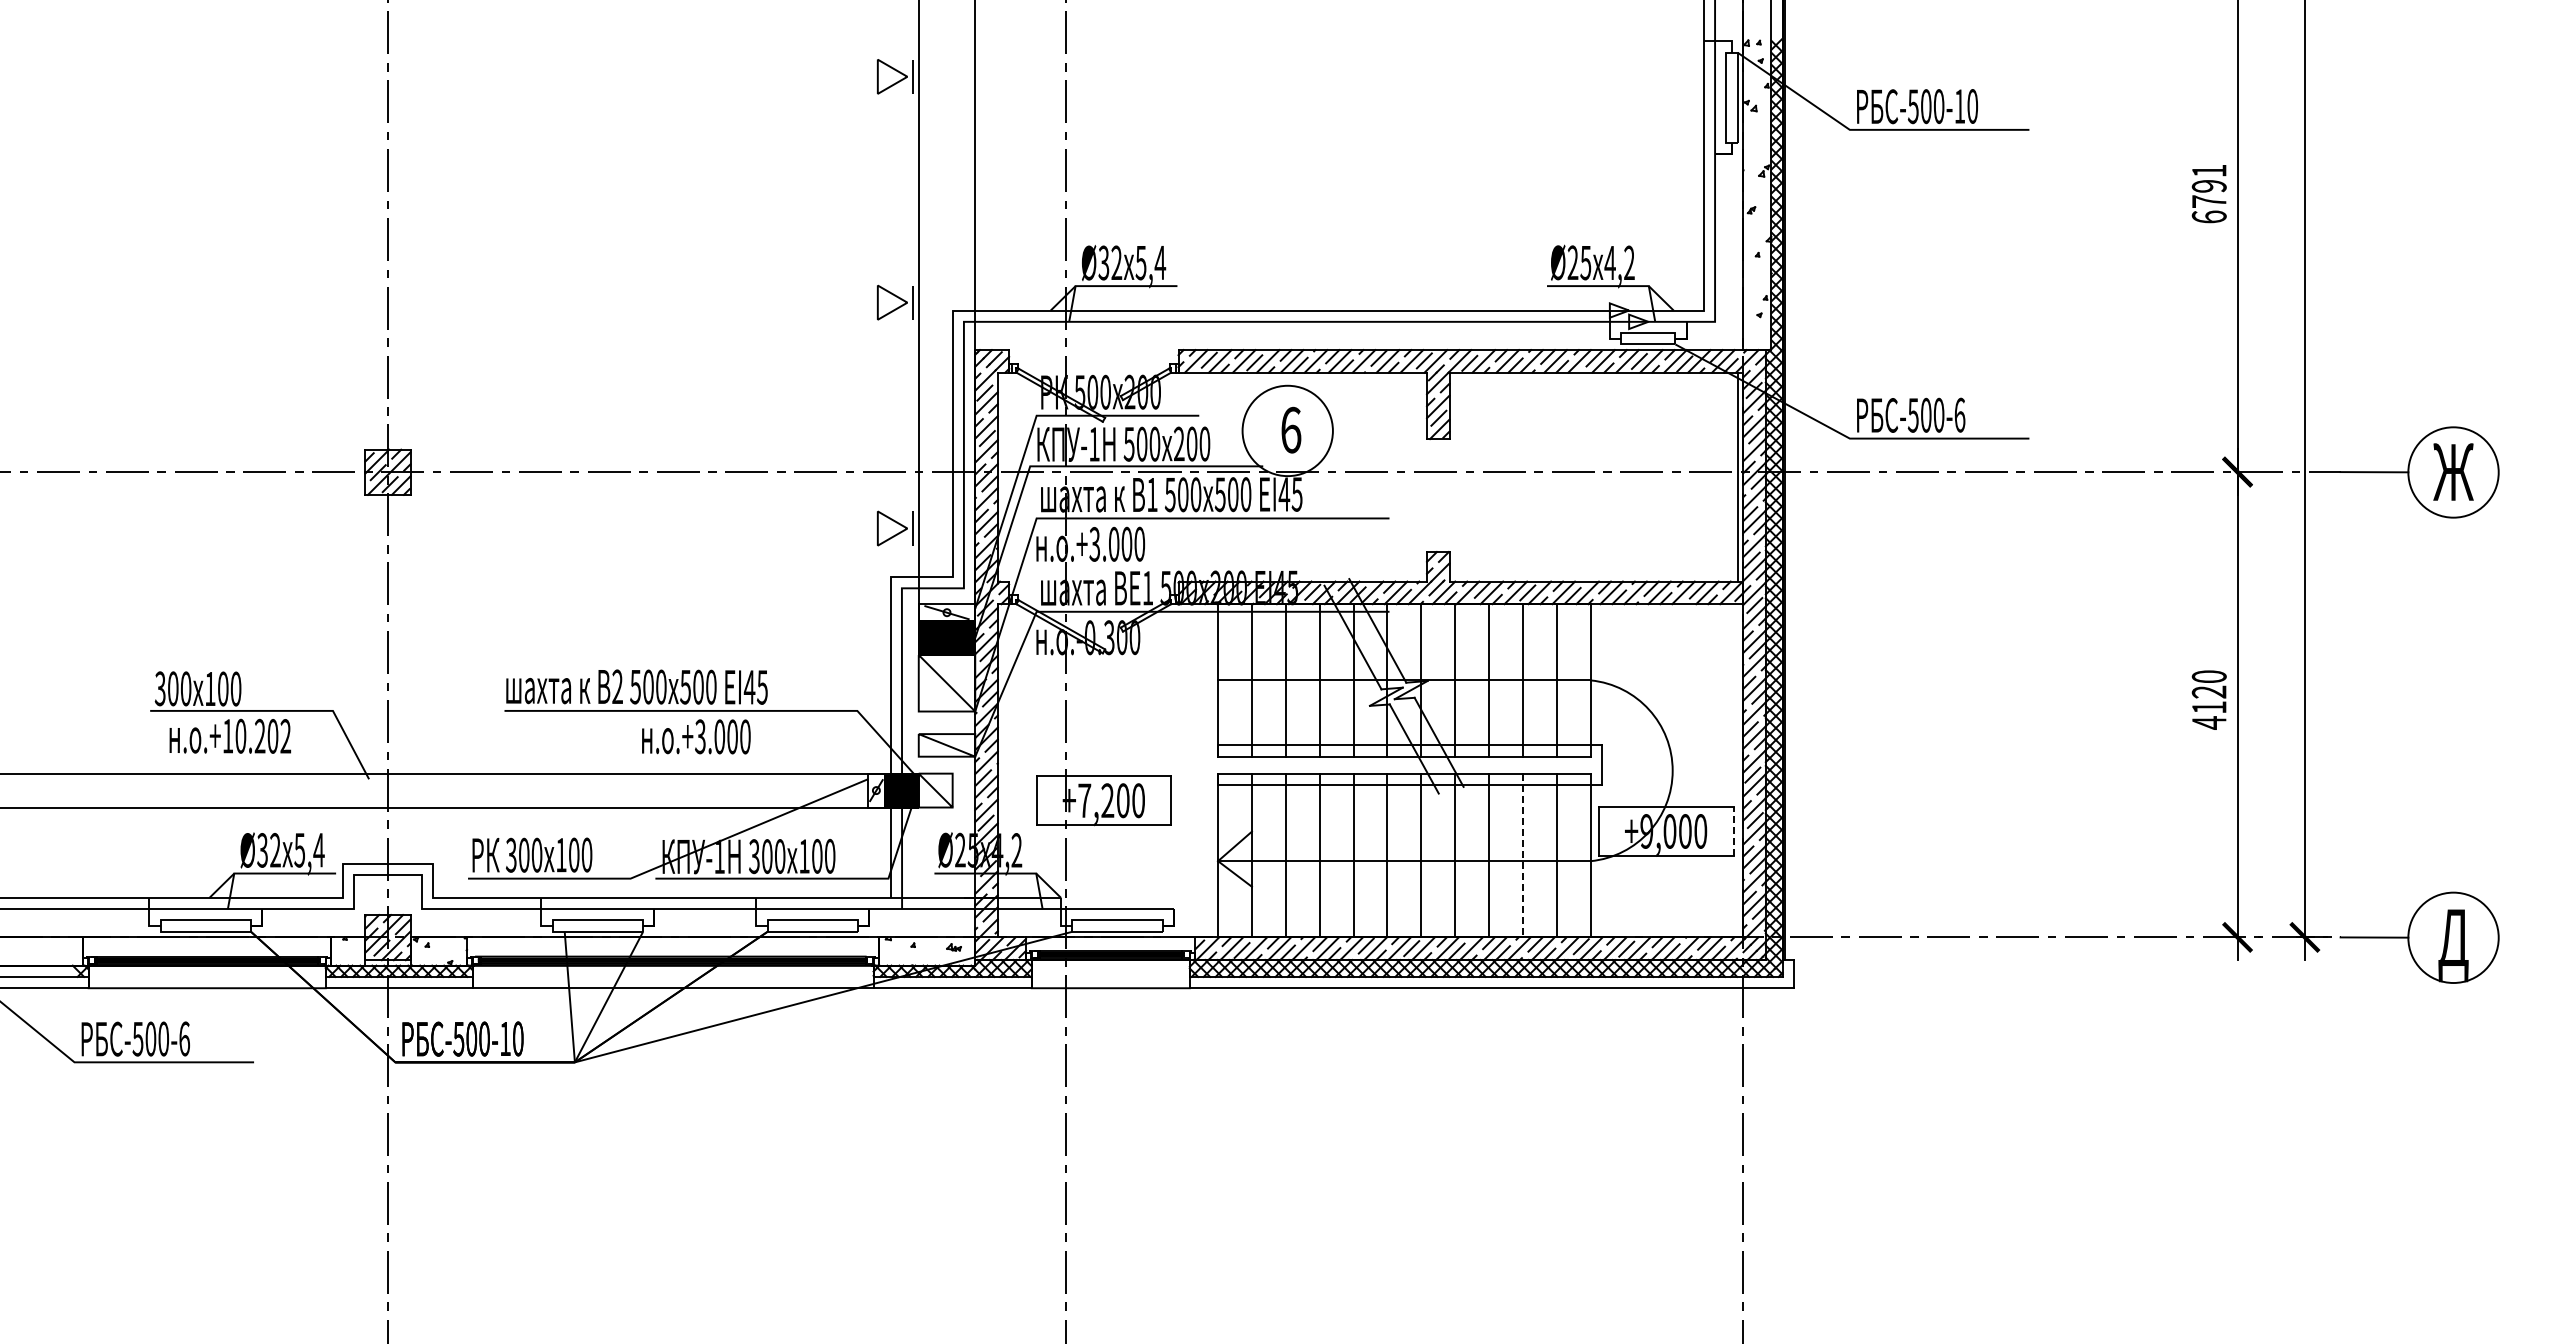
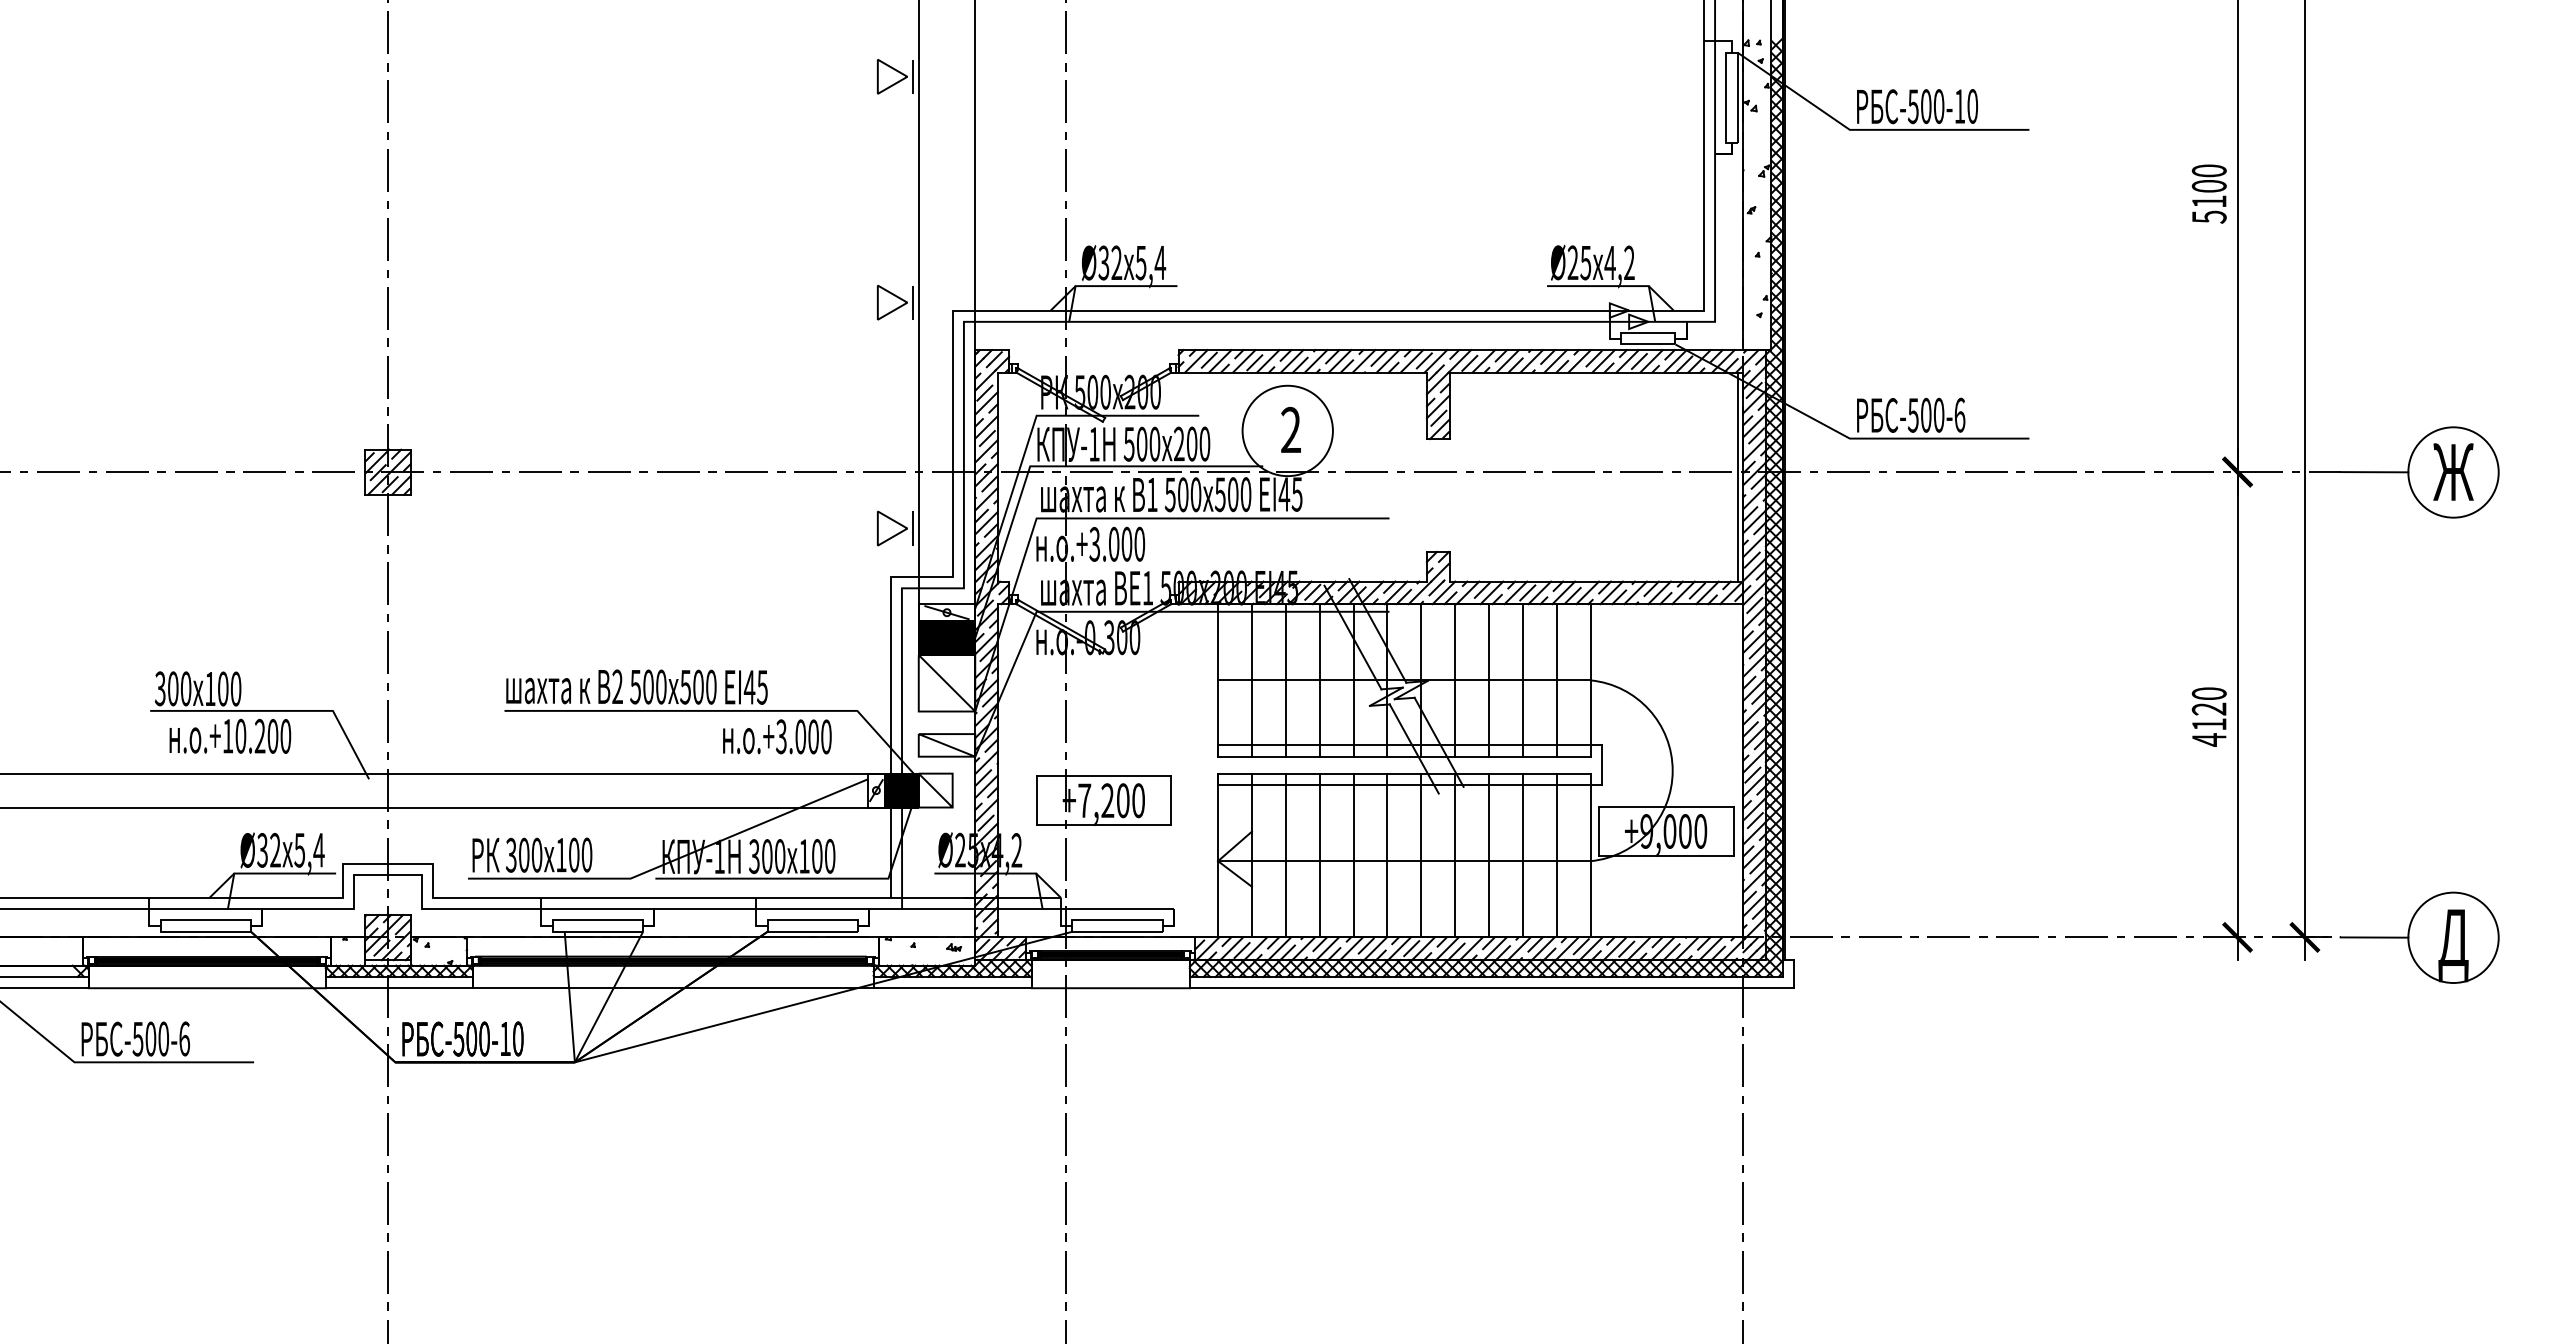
text: 6791 -> 5100 (2208, 193)
text: 6 -> 2 (1291, 429)
text position: (2208, 699) -> (2208, 716) (2208, 716)
text: .+10.202 -> .+10.200 (285, 736)
text position: (696, 736) -> (777, 736) (777, 736)
line: dashed -> solid (1733, 830)
line: dashed -> solid (1523, 855)
